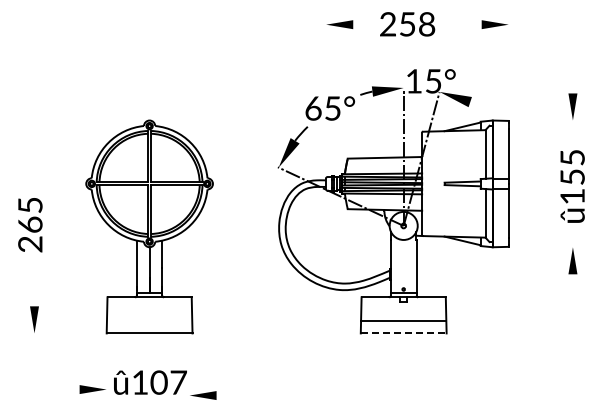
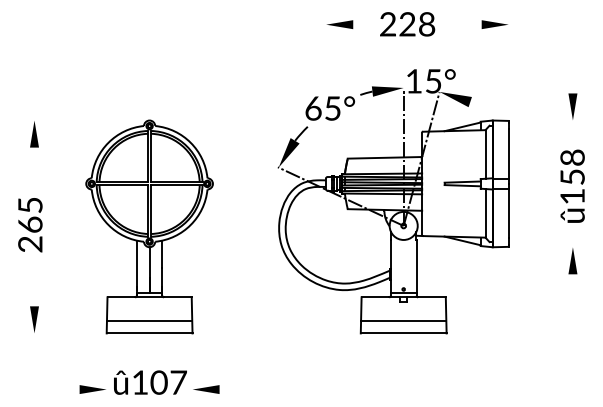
text: 258 -> 228 (407, 24)
part: none -> present (34, 134)
text: û155 -> û158 (572, 157)
line: none -> present (149, 320)
line: dashed -> solid (403, 333)
part position: (203, 395) -> (206, 389) (206, 389)
